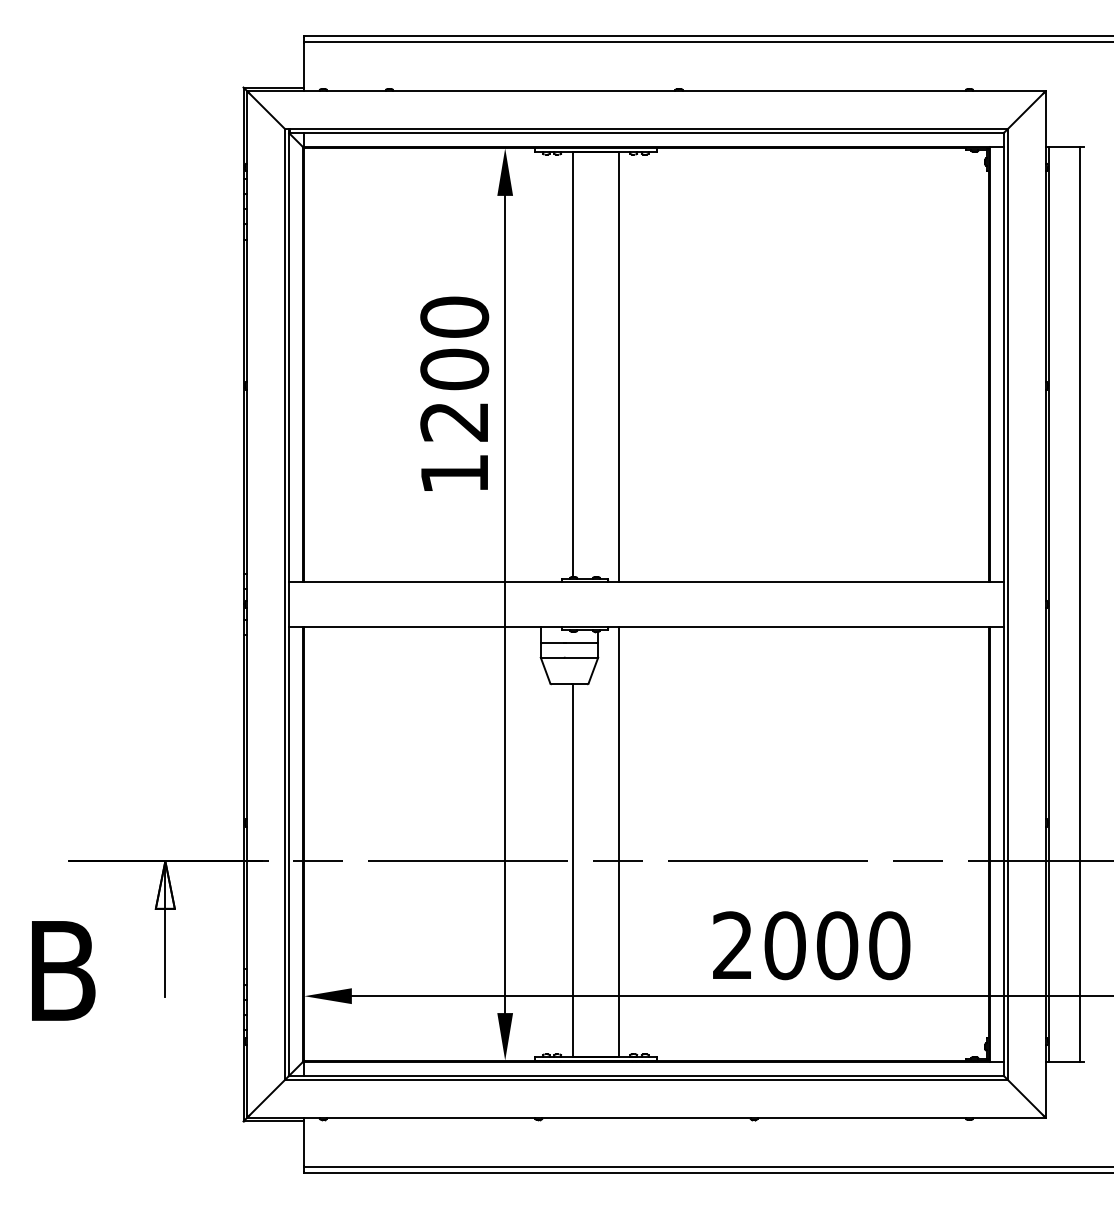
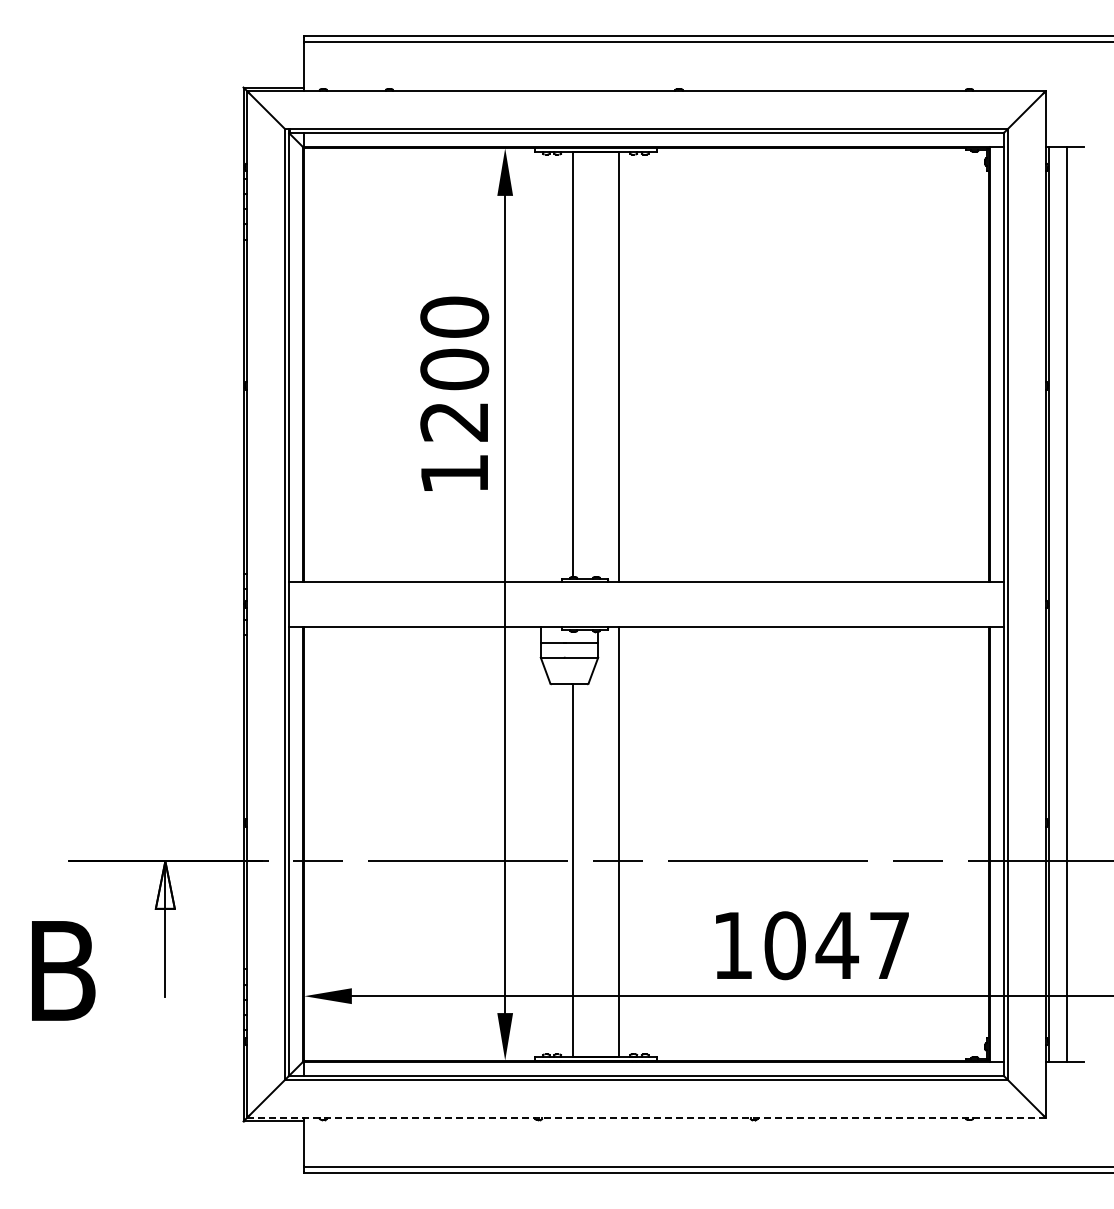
line position: (1079, 604) -> (1066, 604) (1066, 604)
text: 2000 -> 1047 (811, 945)
line: solid -> dashed (645, 1117)
